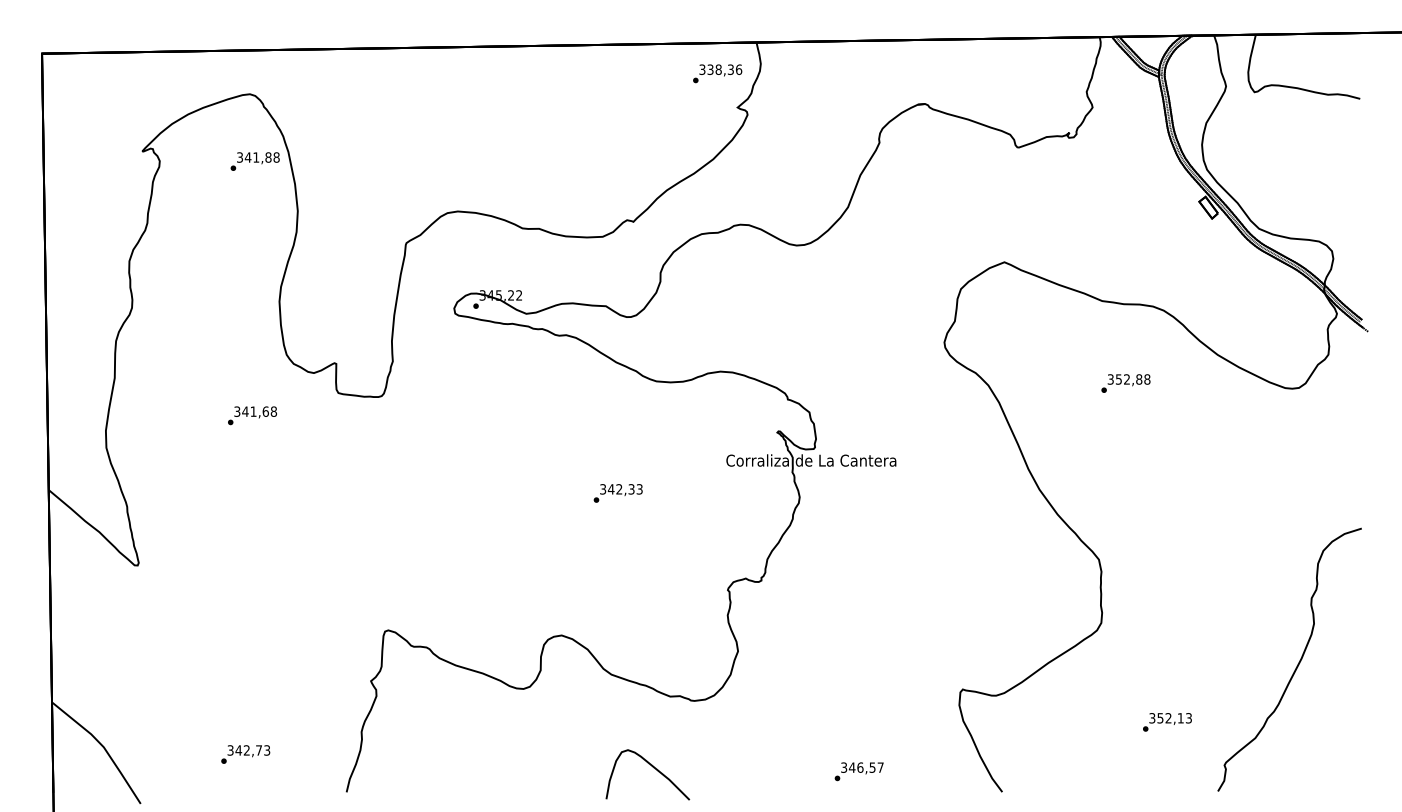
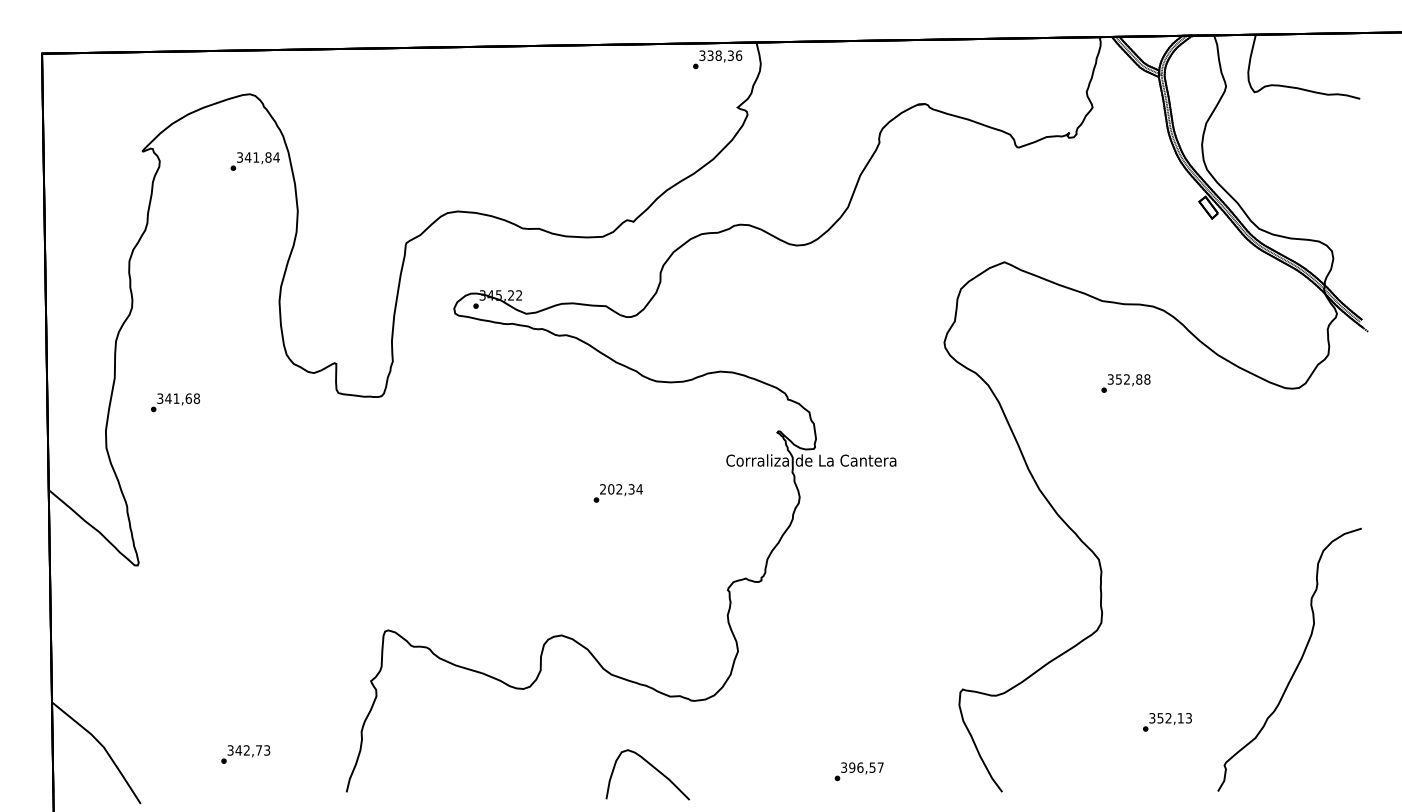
text position: (717, 73) -> (717, 59) (717, 59)
text: 341,88 -> 341,84 (276, 157)
text position: (252, 415) -> (175, 402) (175, 402)
text: 342,33 -> 202,34 (621, 489)
text: 346,57 -> 396,57 (851, 767)
